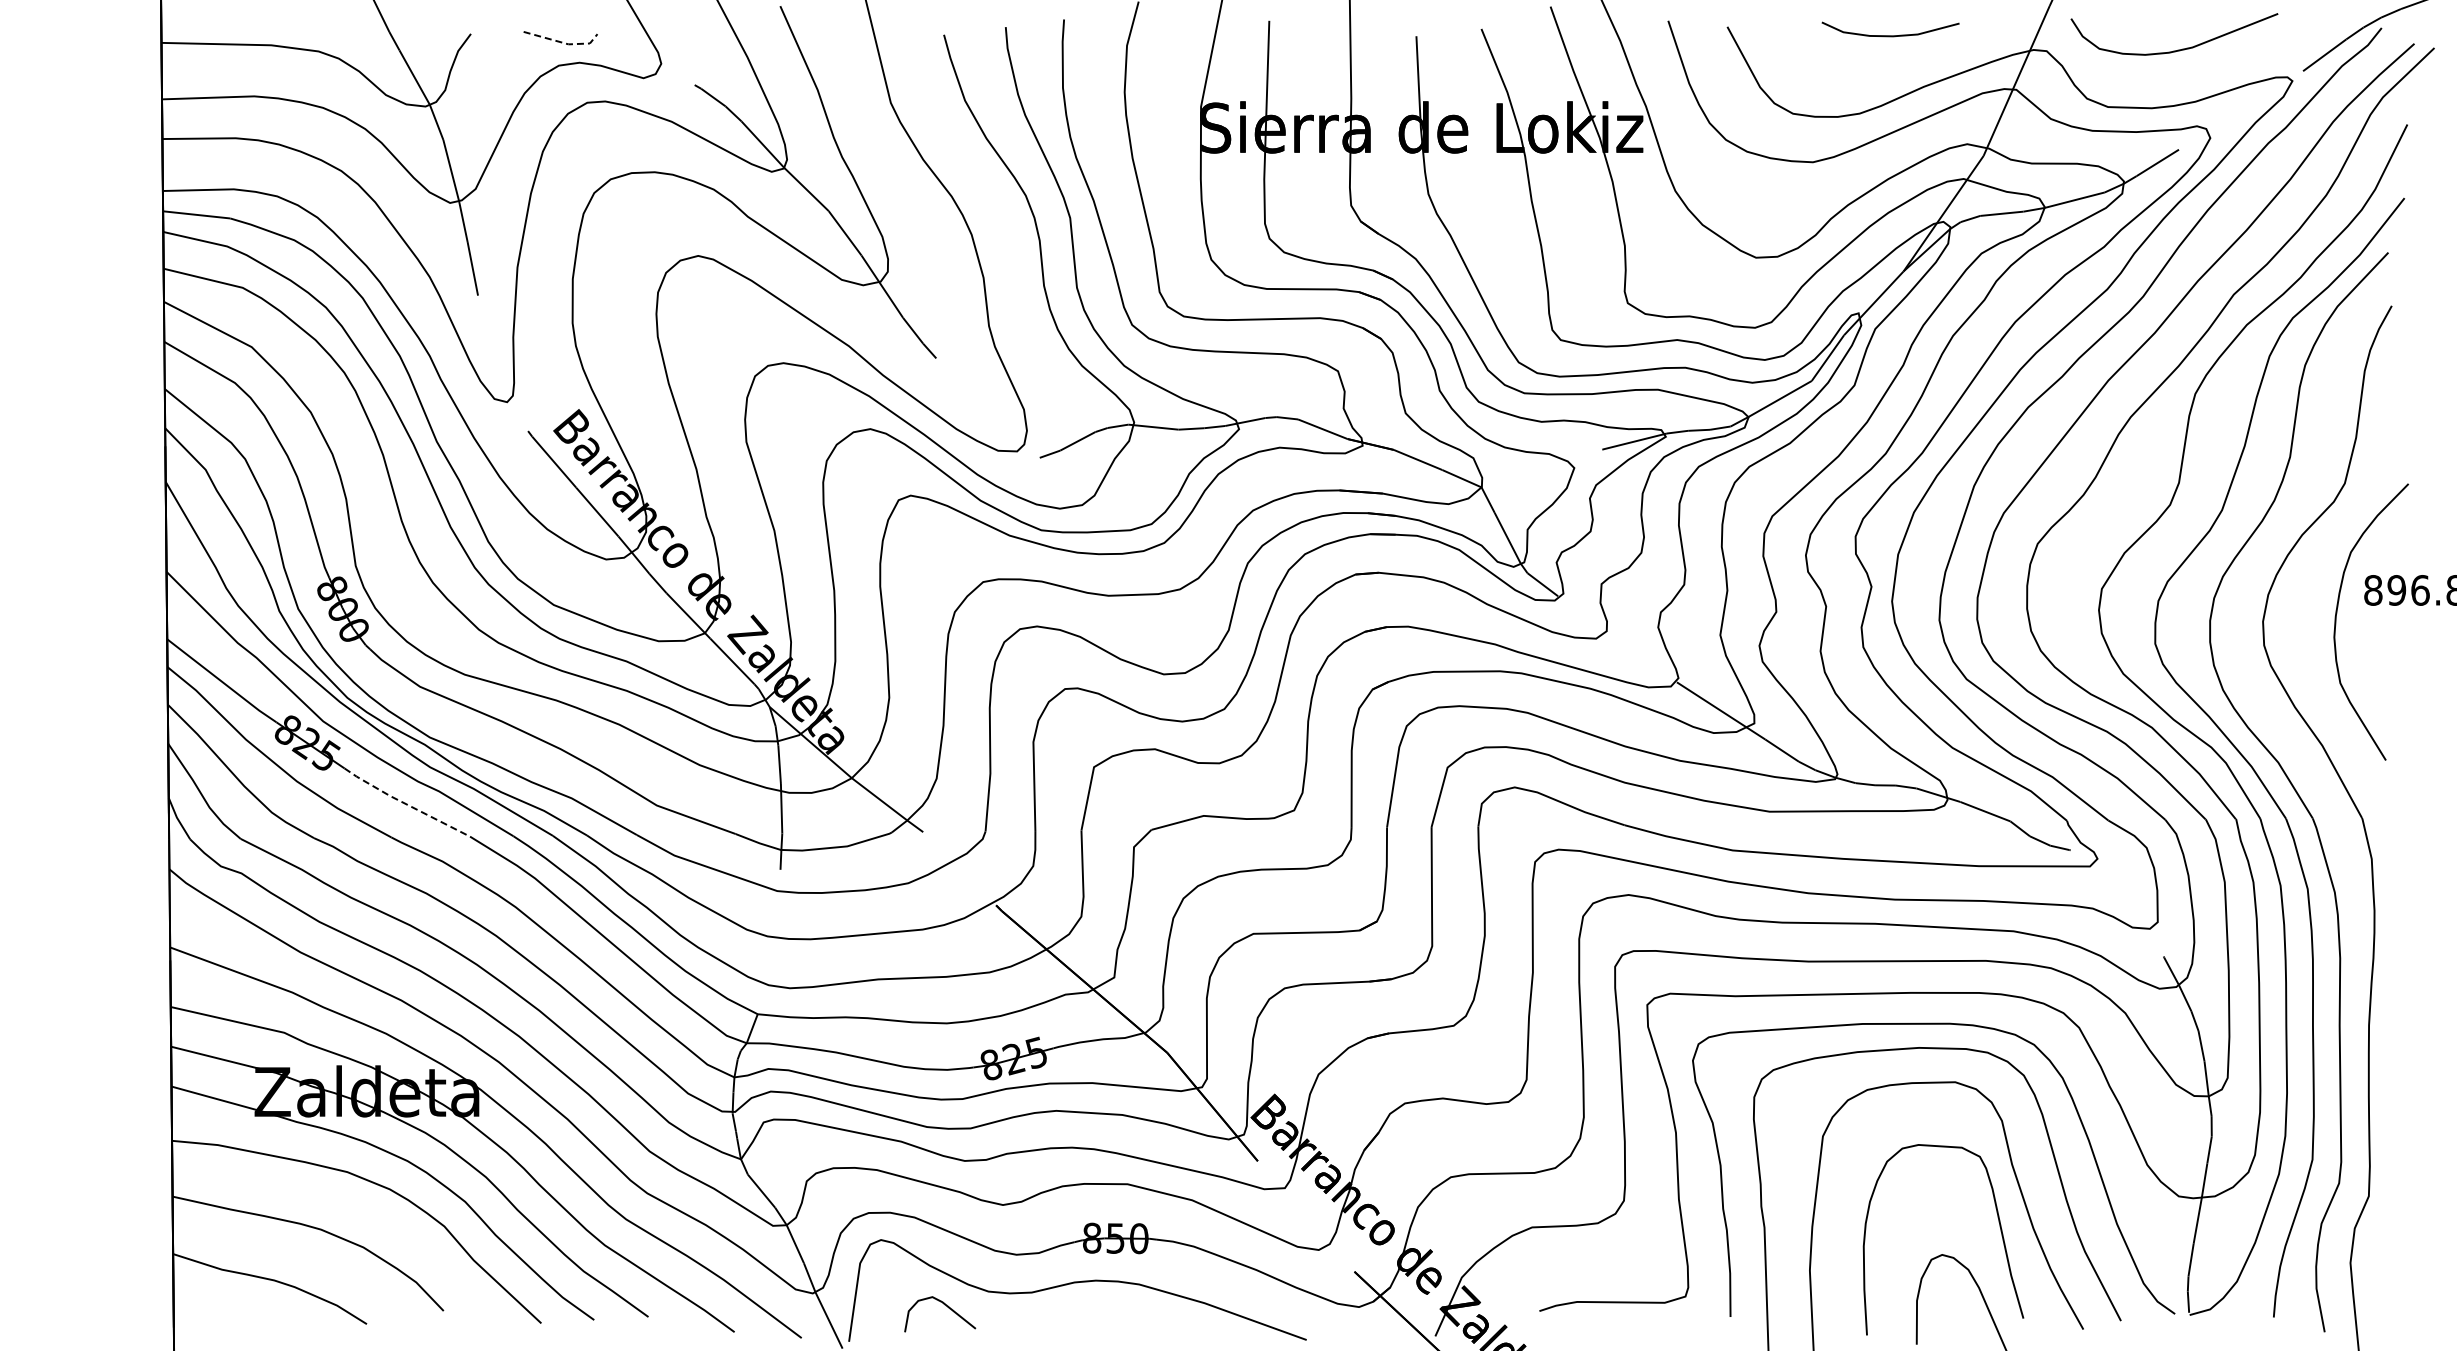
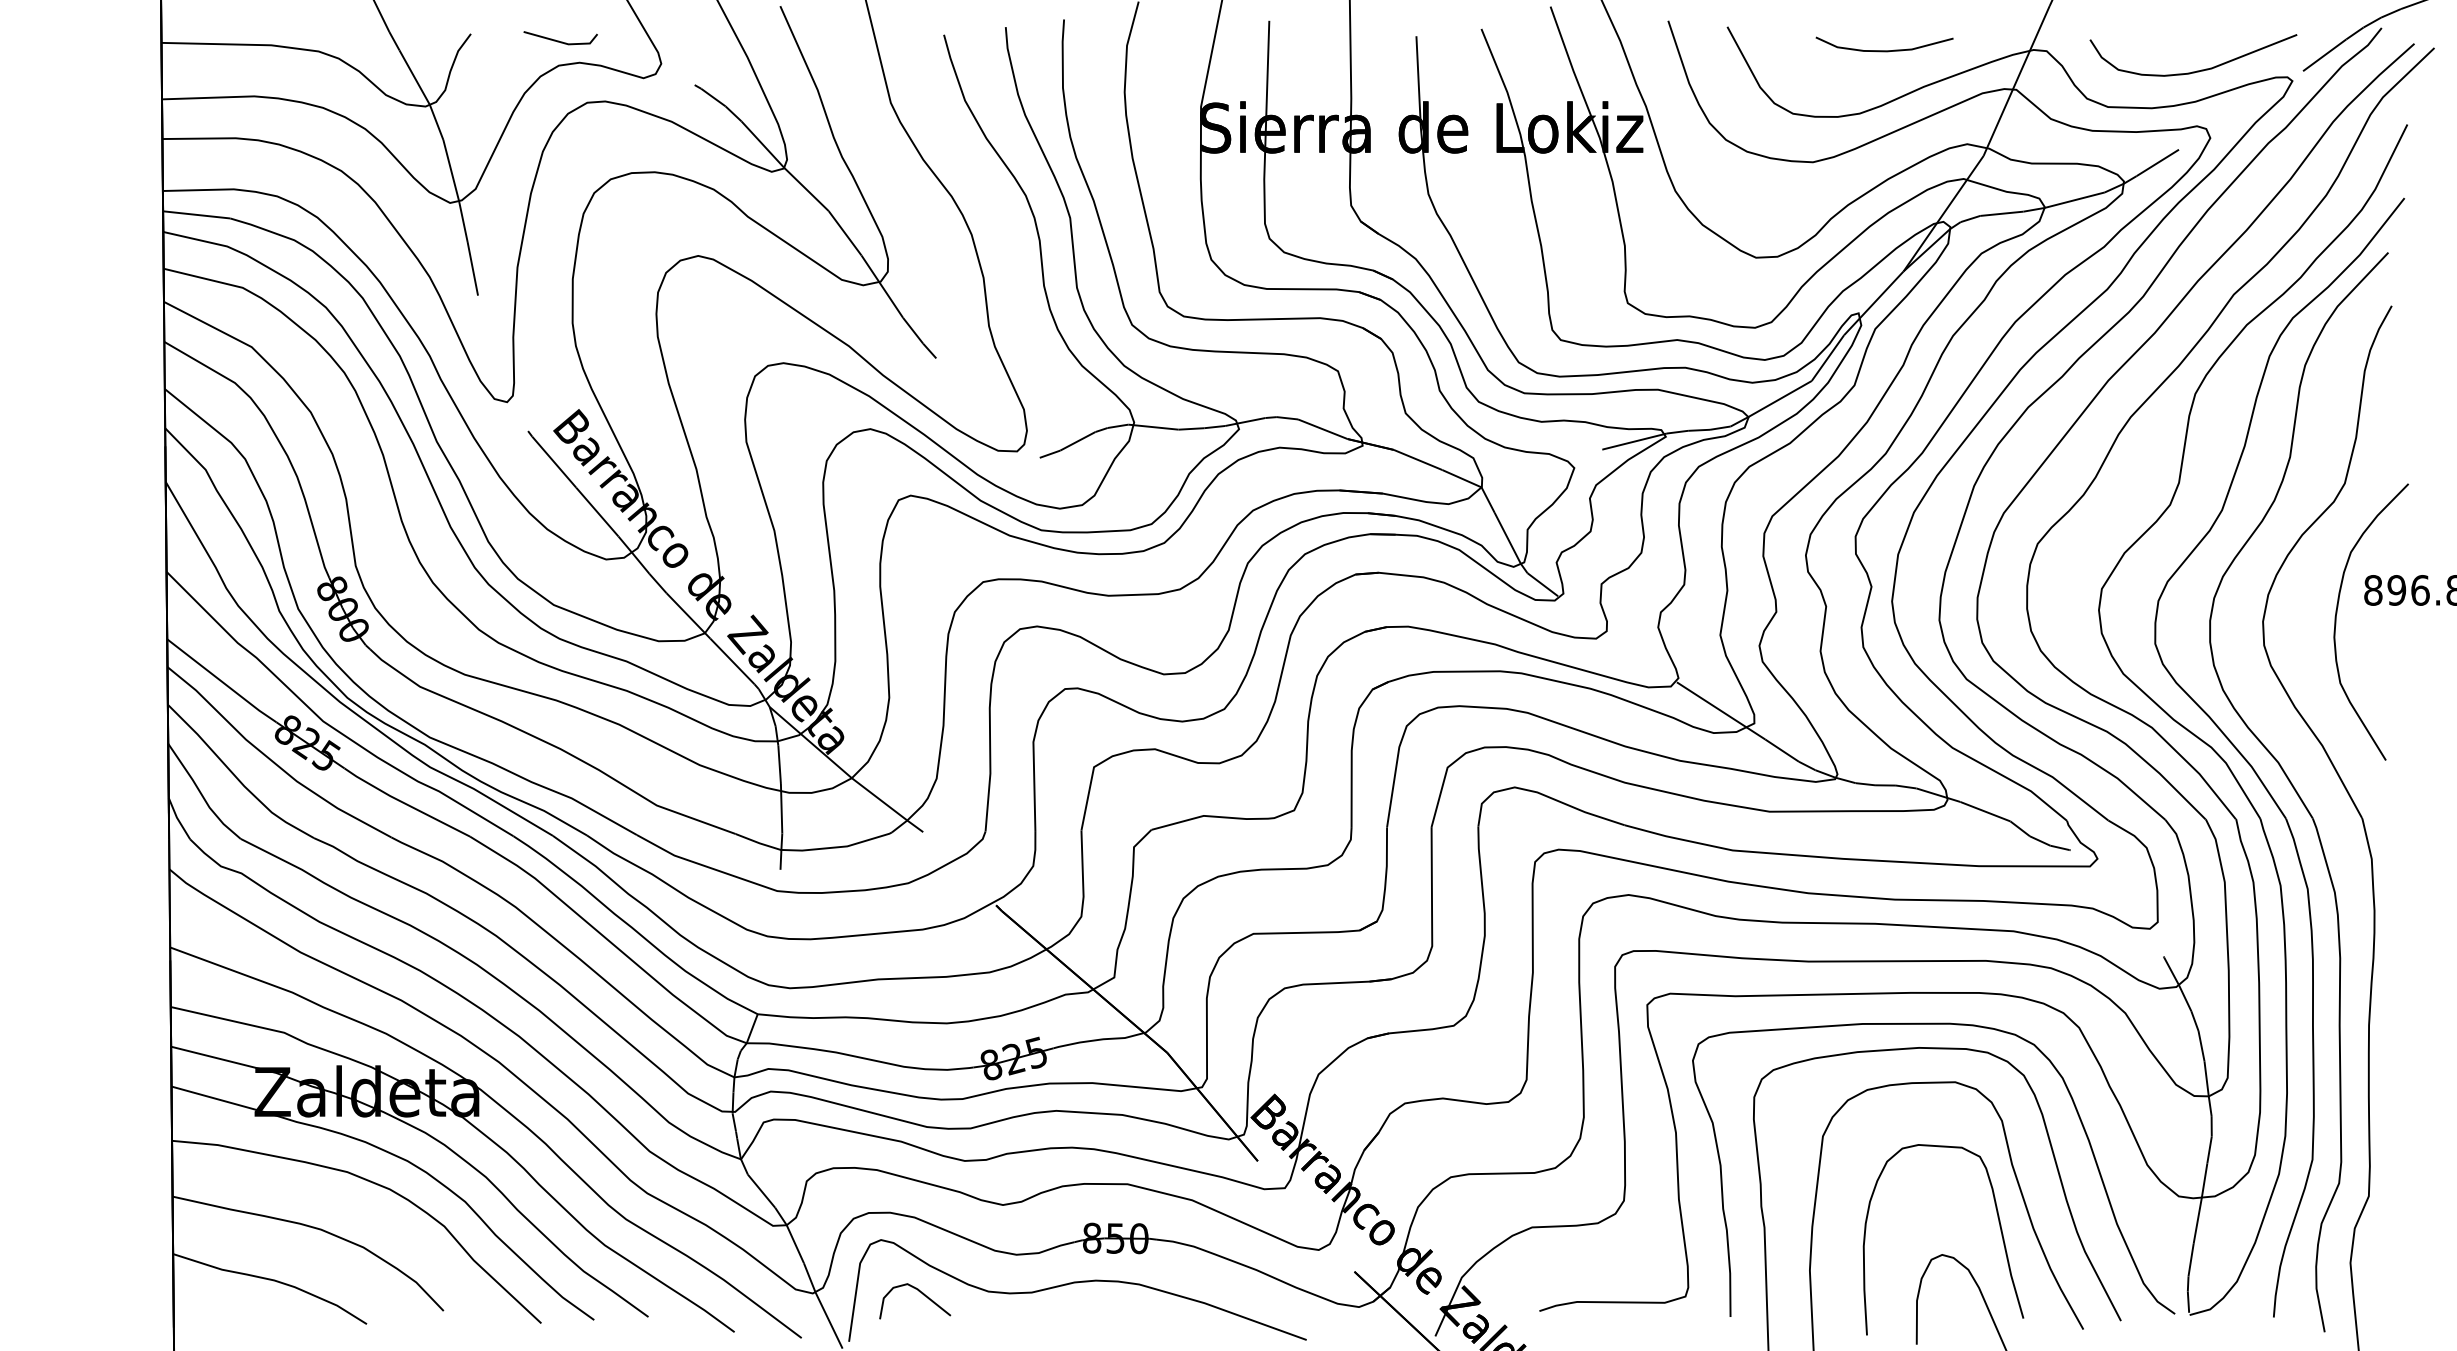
curve position: (1890, 35) -> (1884, 50) (1884, 50)
line: dashed -> solid (563, 43)
curve position: (2177, 49) -> (2196, 70) (2196, 70)
line: dashed -> solid (405, 803)
curve position: (944, 1305) -> (919, 1292) (919, 1292)
